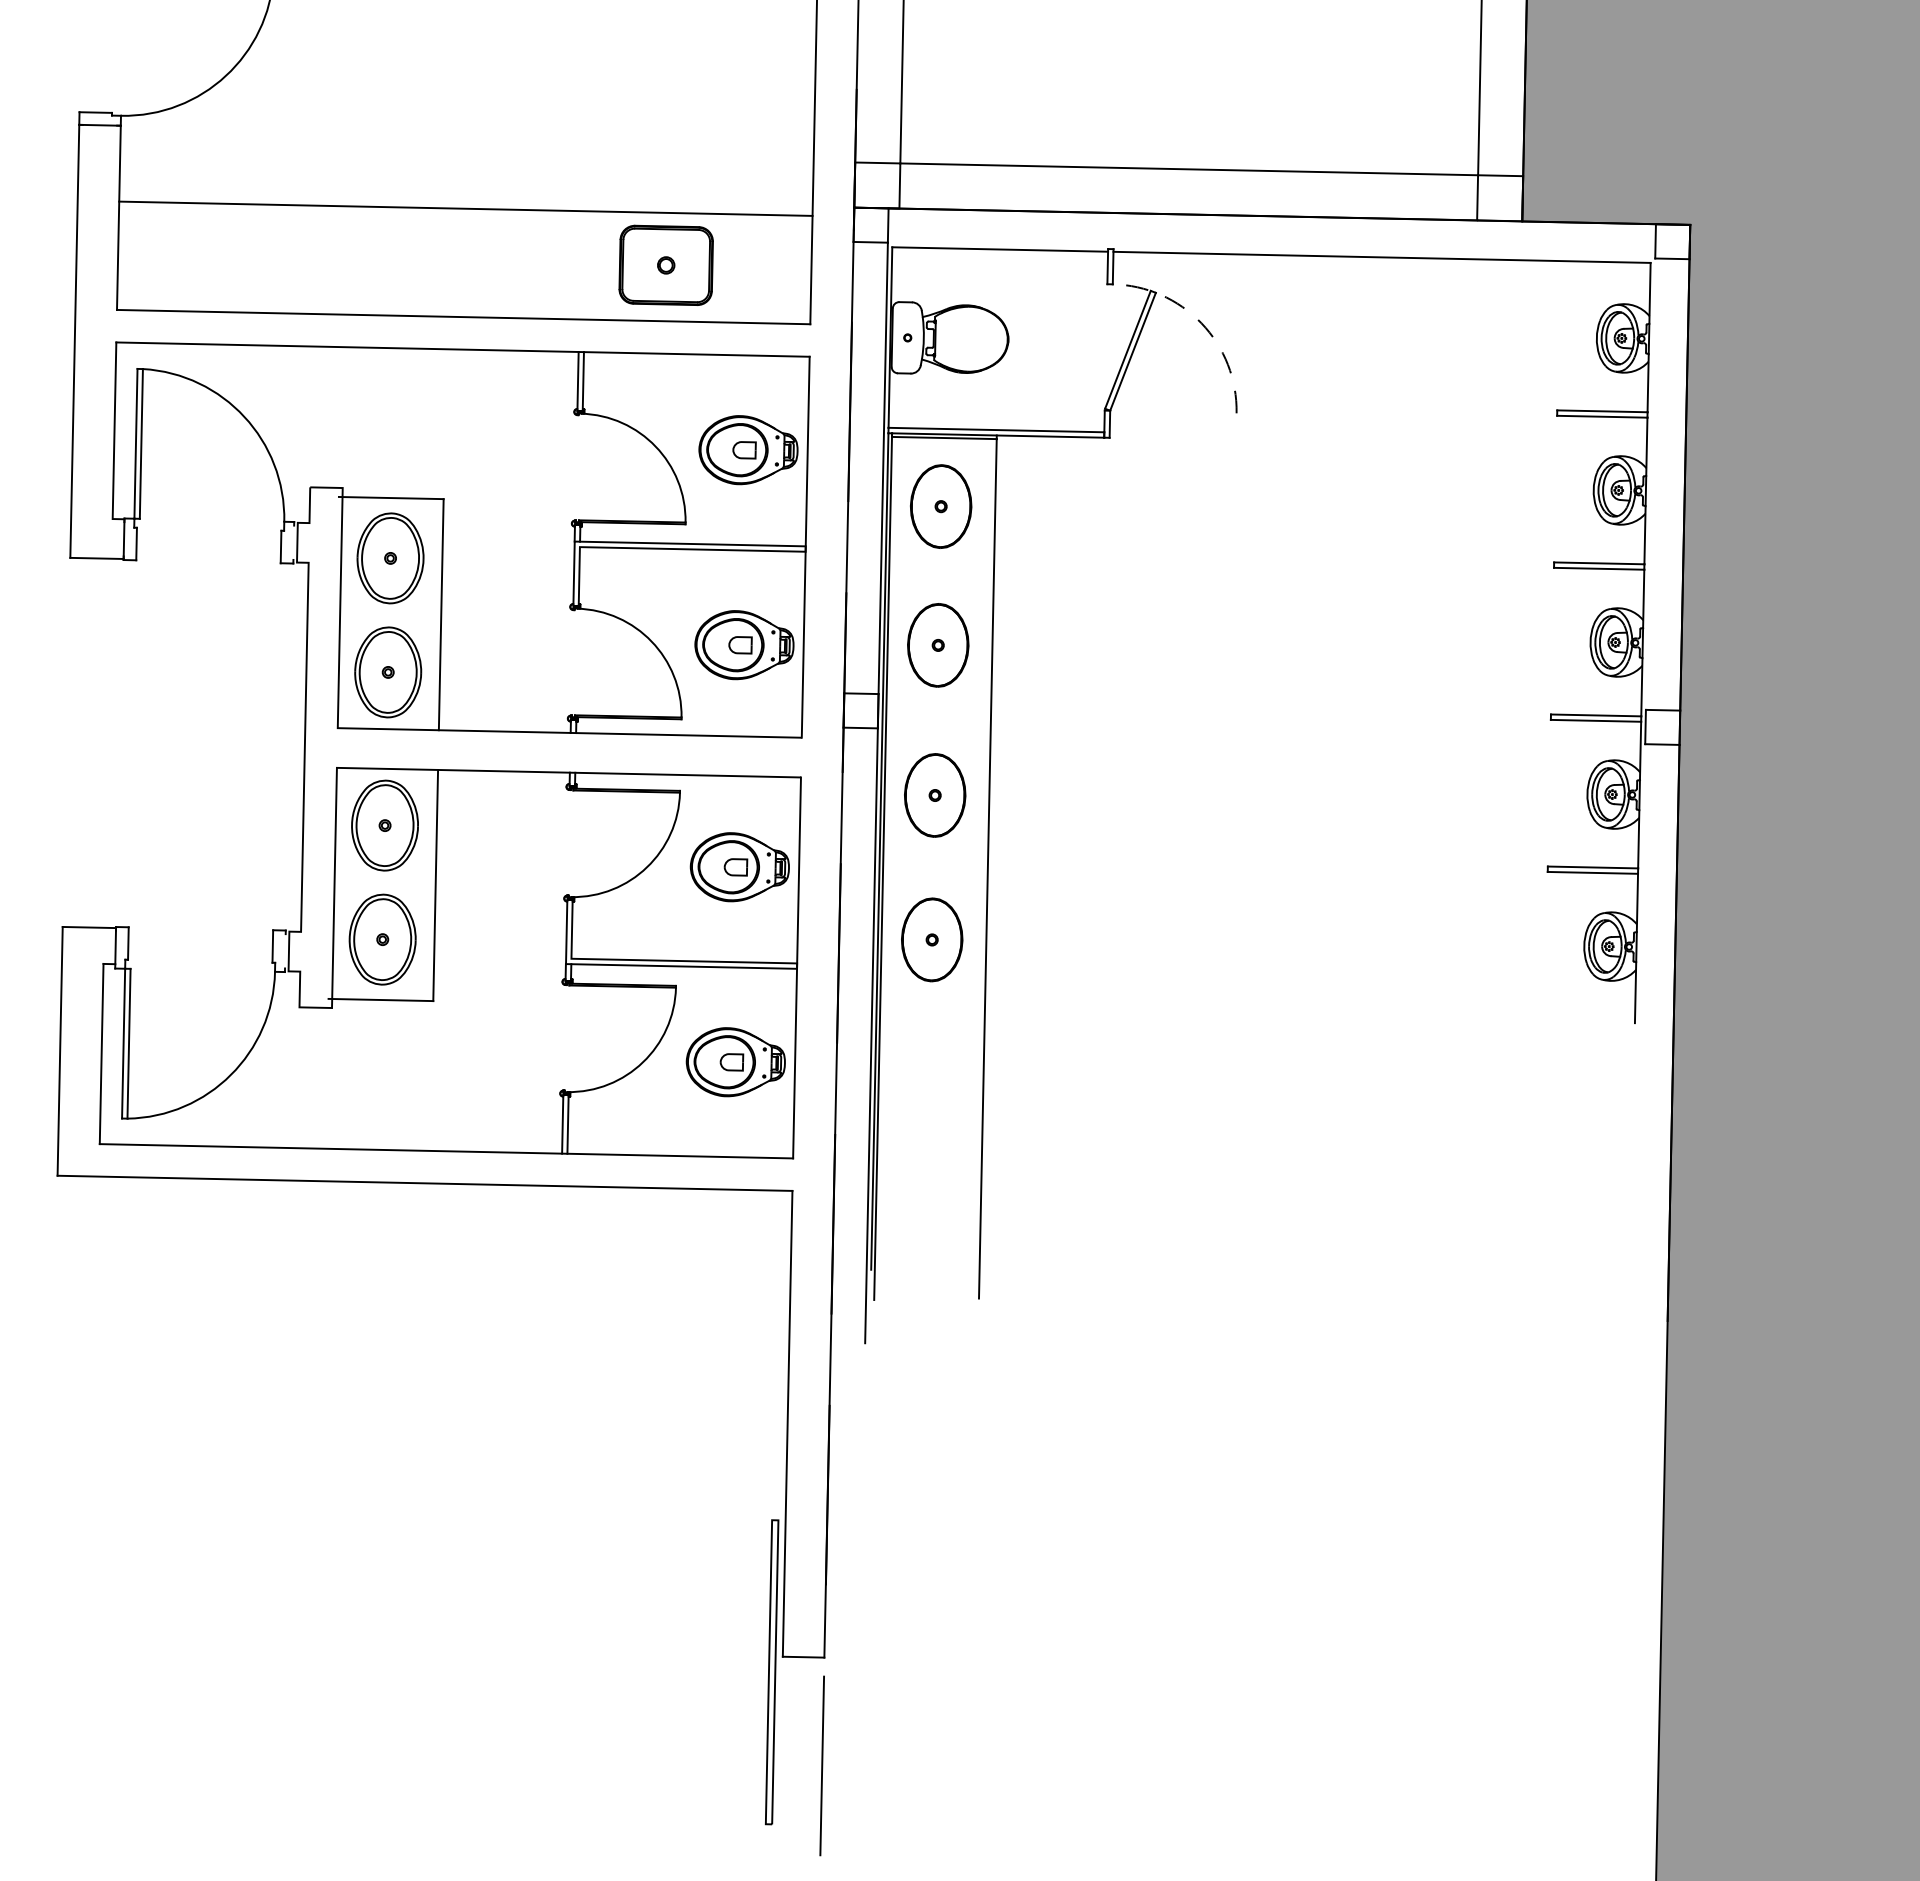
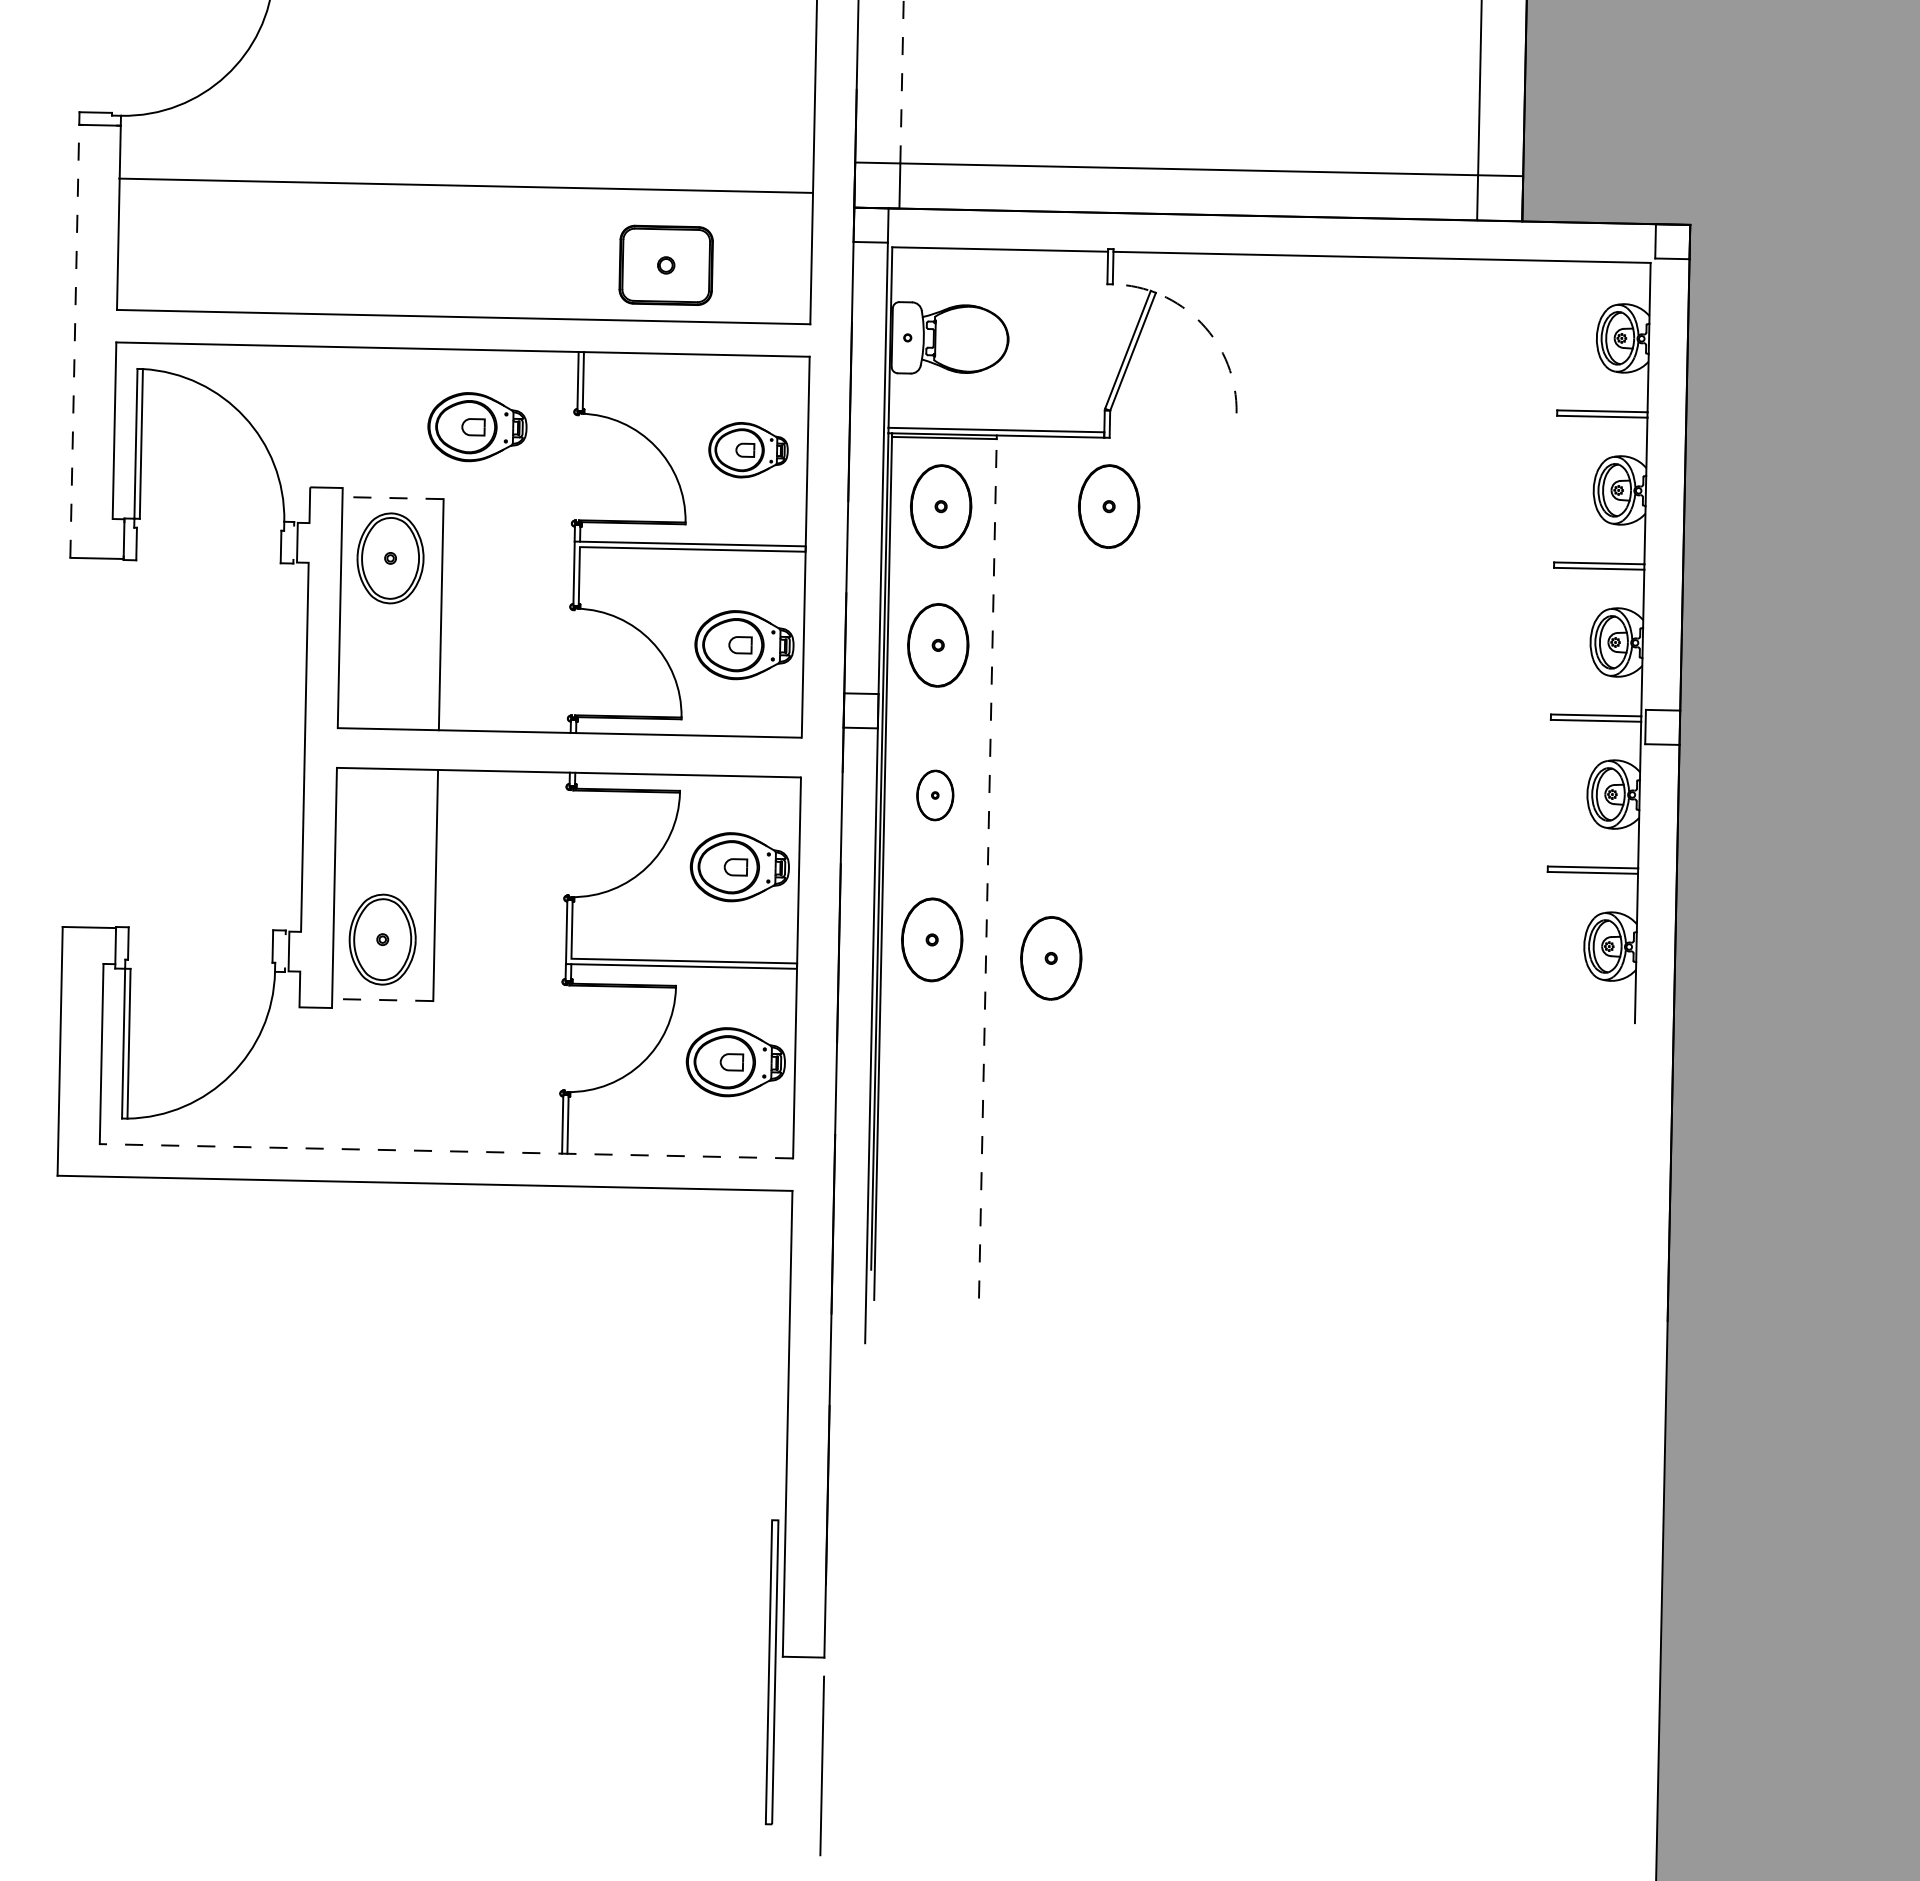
line: solid -> dashed (902, 81)
line position: (465, 208) -> (465, 185) (465, 185)
line: solid -> dashed (74, 341)
part: none -> present (477, 427)
part size: 101x71 px -> 81x57 px (748, 450)
line: solid -> dashed (390, 498)
part: none -> present (1109, 506)
part: present -> none (388, 672)
part size: 63x85 px -> 39x53 px (935, 795)
part: present -> none (384, 825)
line: solid -> dashed (987, 868)
part: none -> present (1051, 958)
line: solid -> dashed (380, 999)
line: solid -> dashed (446, 1151)
